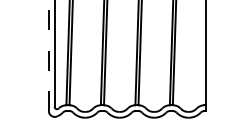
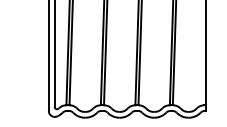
line: dashed -> solid (48, 55)
